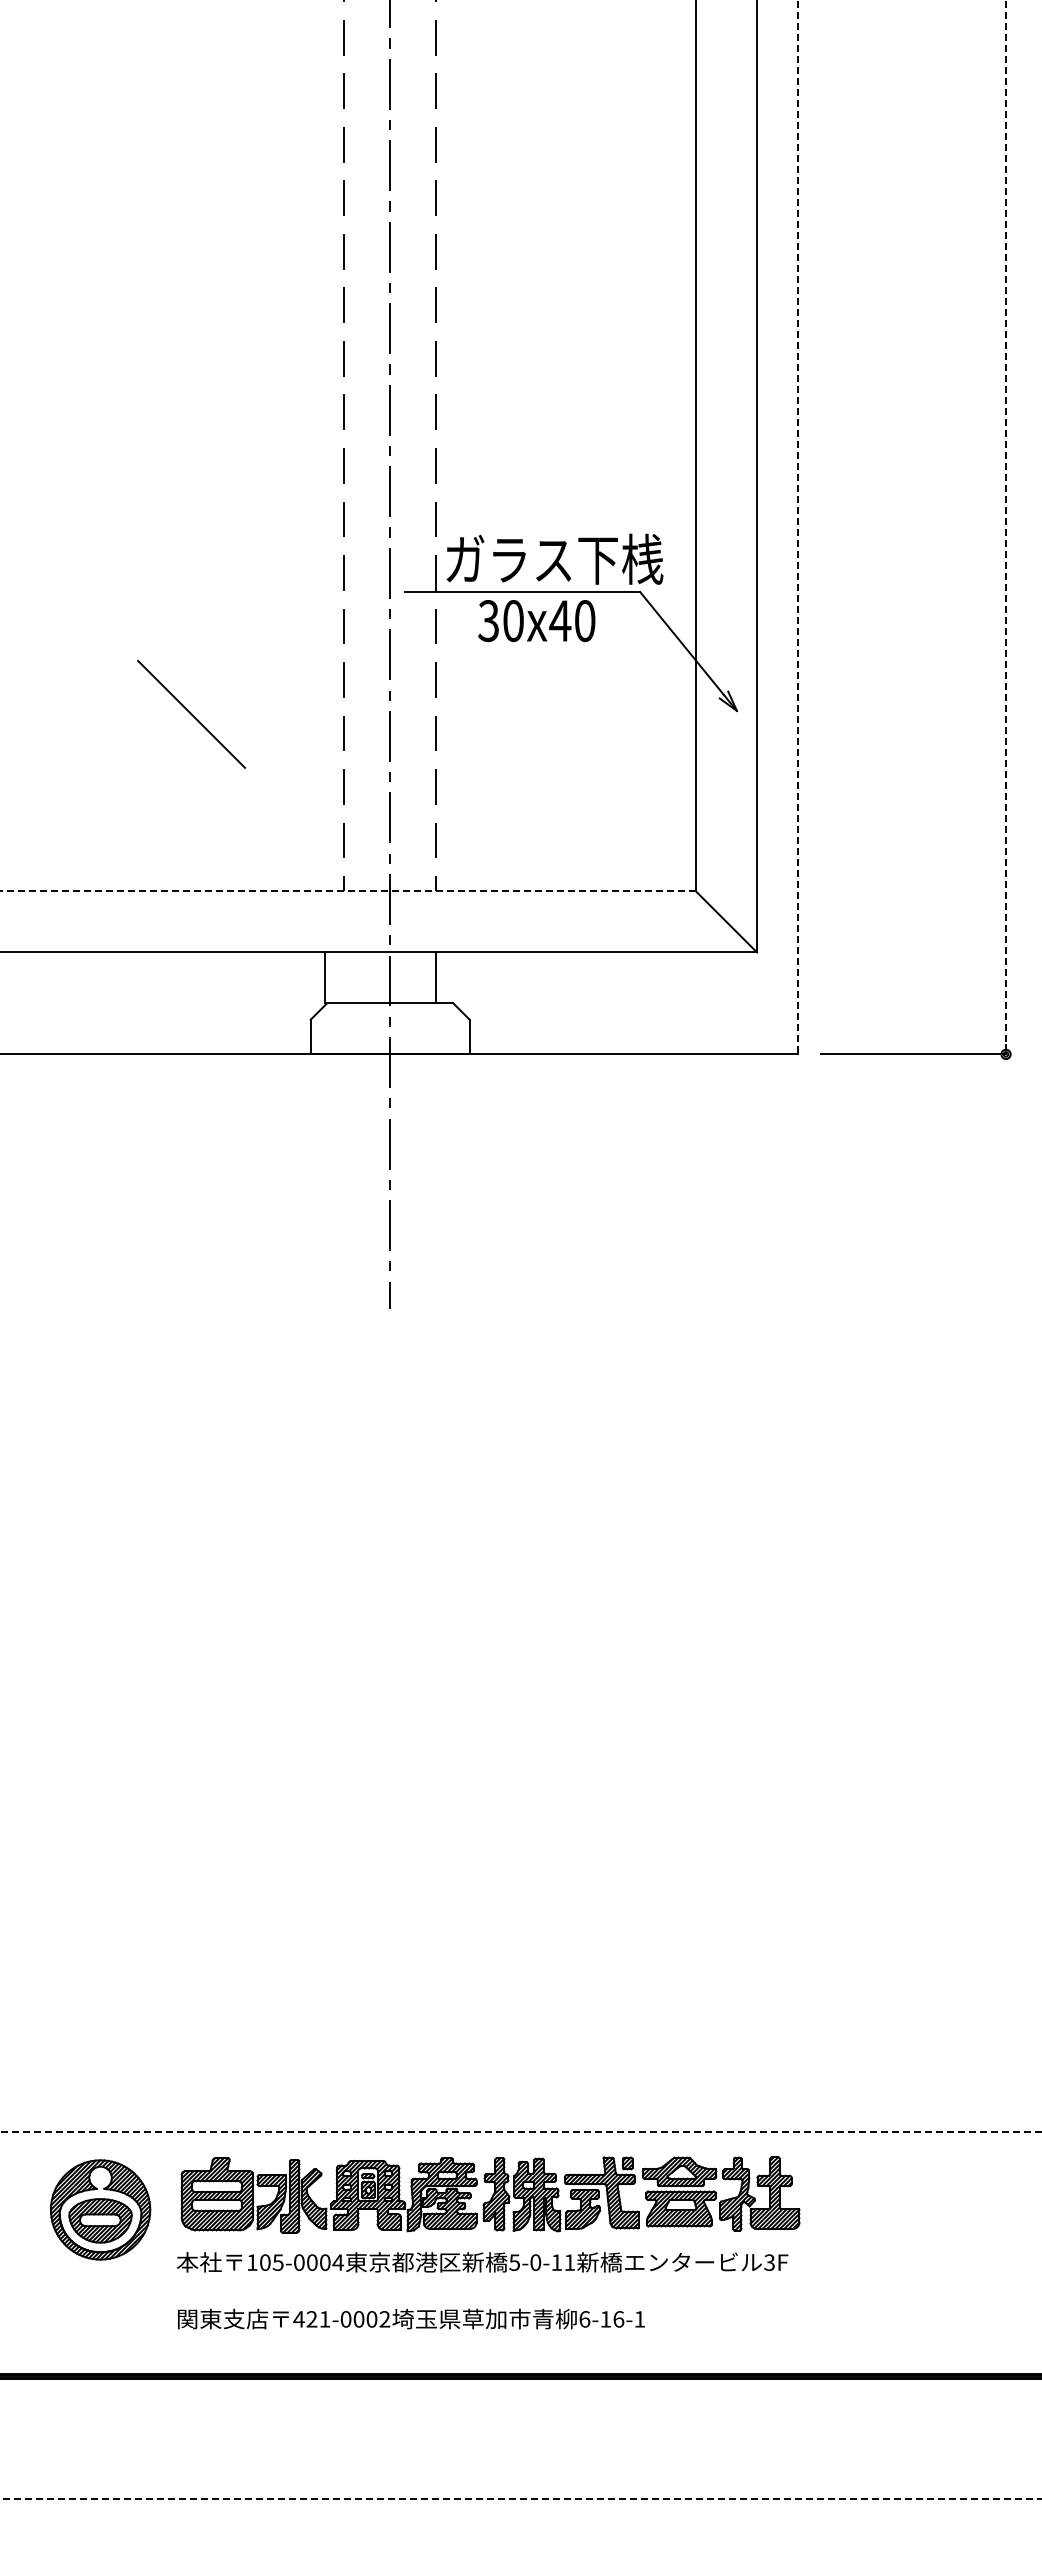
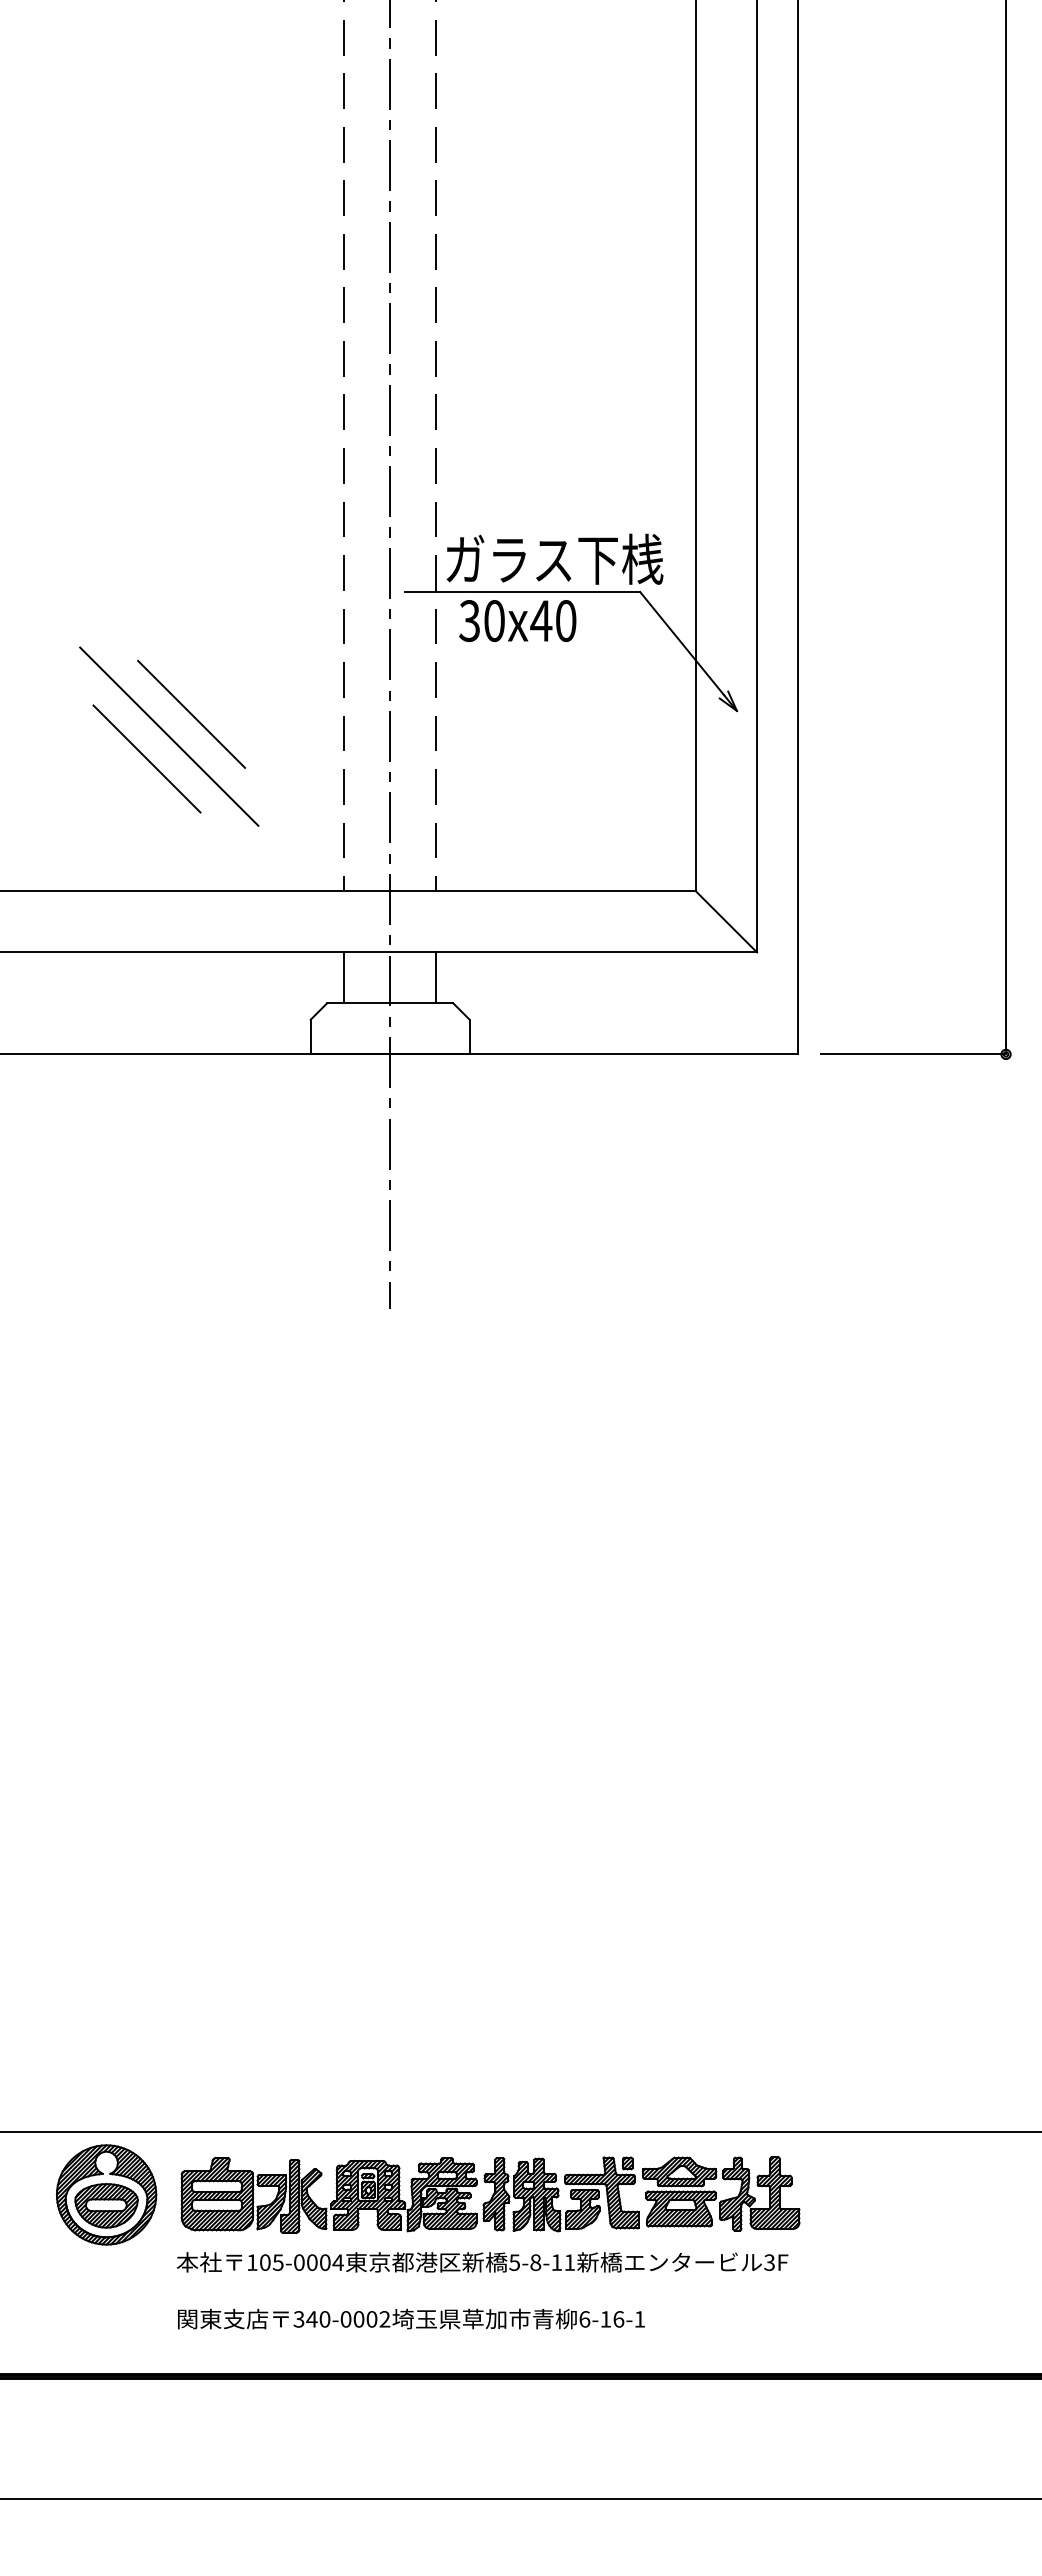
line: dashed -> solid (1006, 523)
line: dashed -> solid (797, 527)
text position: (536, 621) -> (517, 621) (517, 621)
line: none -> present (169, 736)
line: none -> present (146, 758)
line: dashed -> solid (348, 891)
line position: (325, 977) -> (344, 977) (344, 977)
line: dashed -> solid (521, 2131)
part position: (100, 2209) -> (106, 2194) (106, 2194)
text: 5-0-11 -> 5-8-11 (535, 2262)
text: 421-0002 -> 340-0002 (311, 2319)
line: dashed -> solid (521, 2498)
